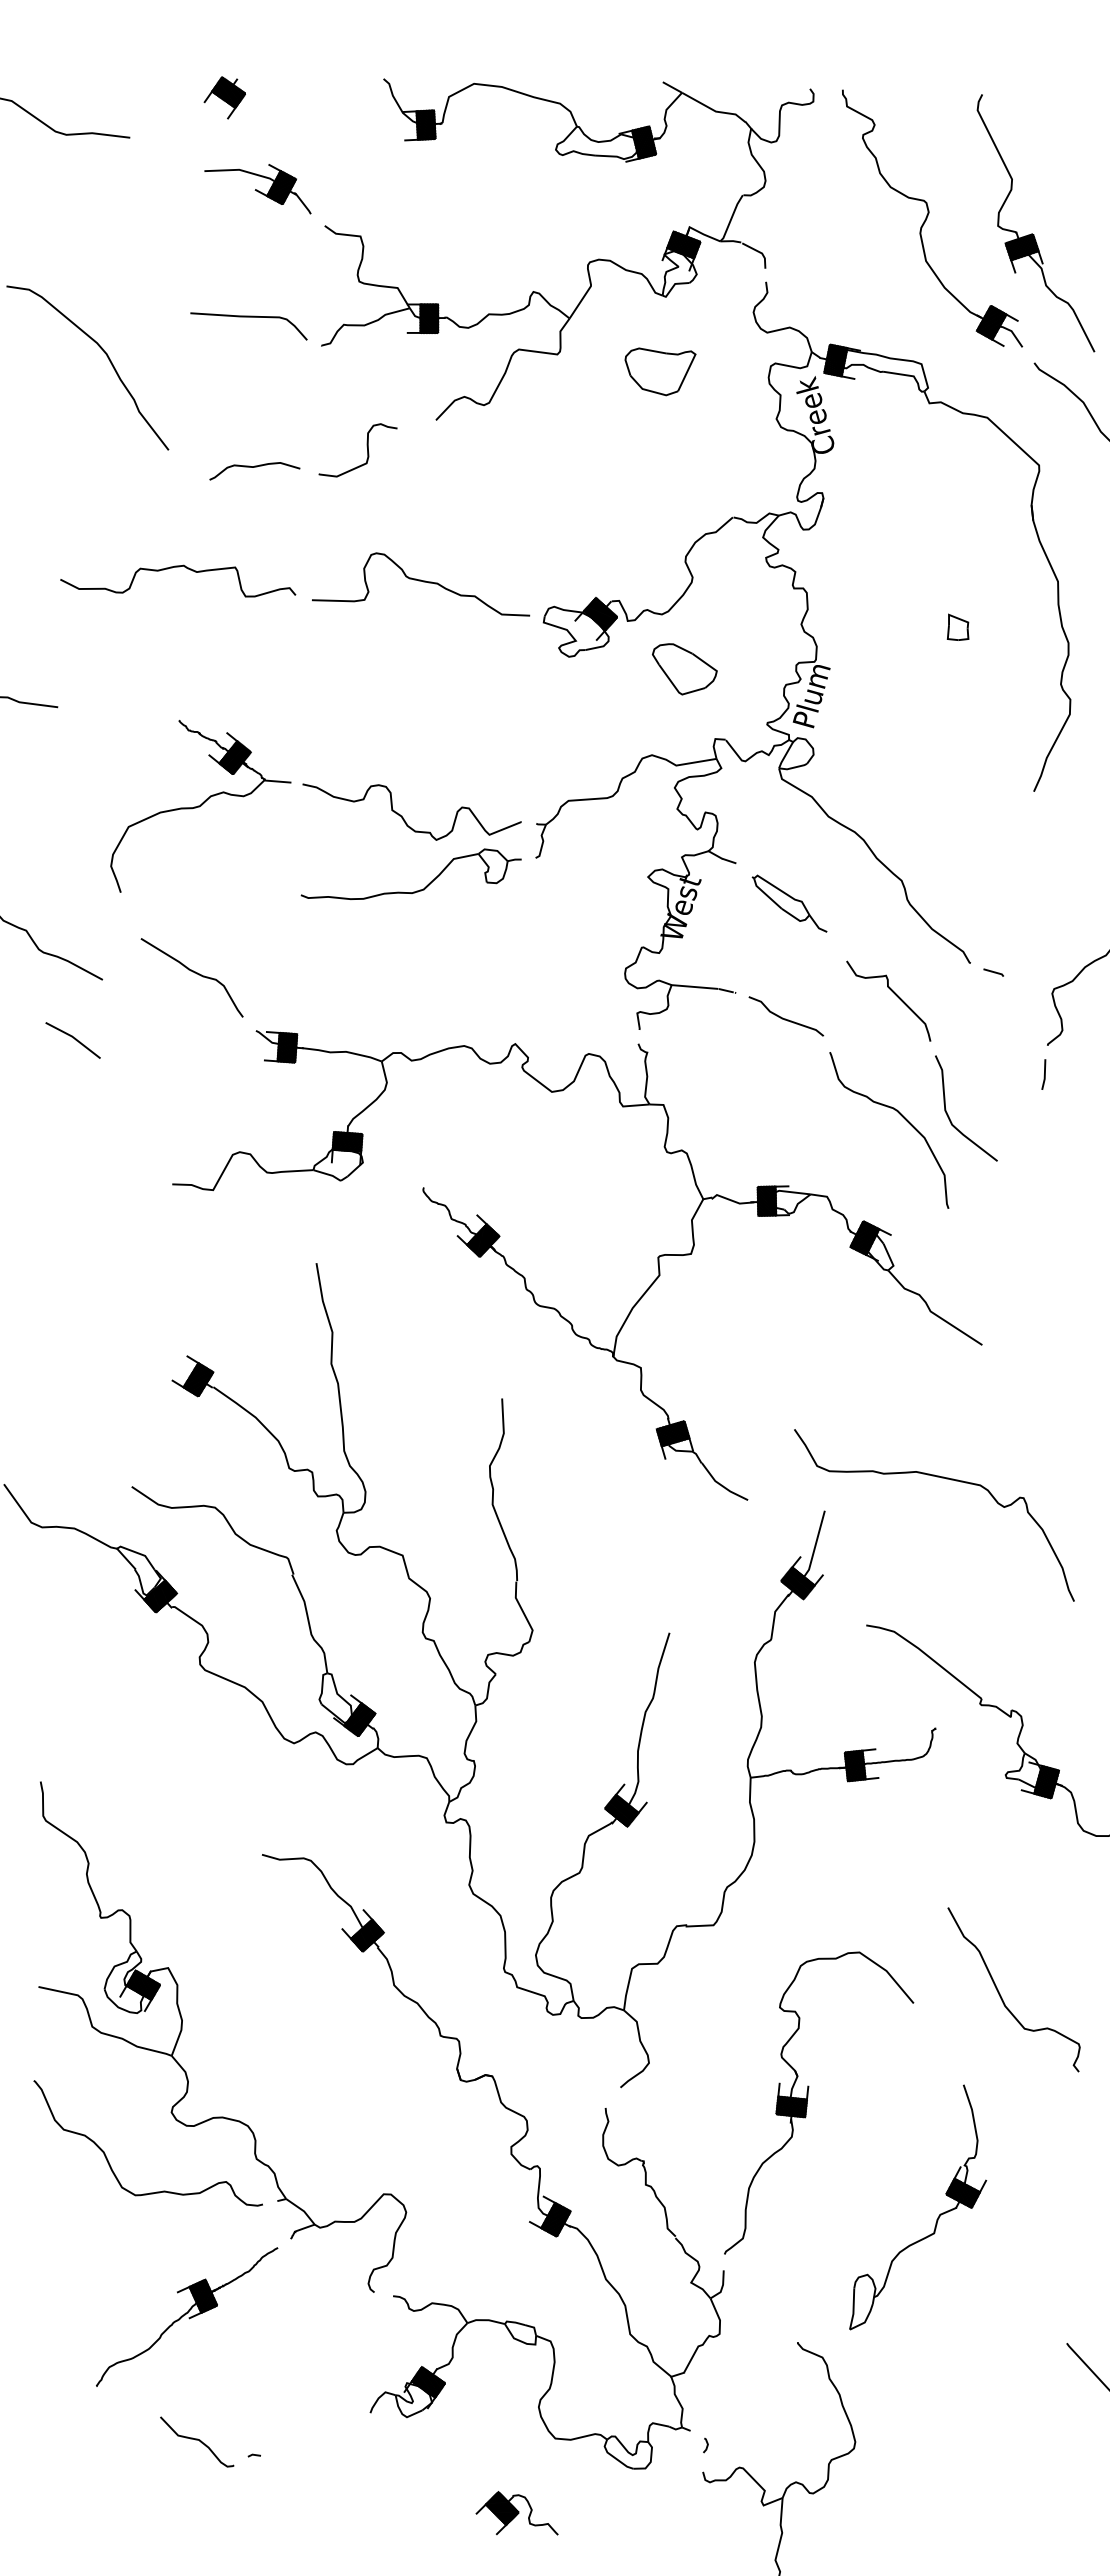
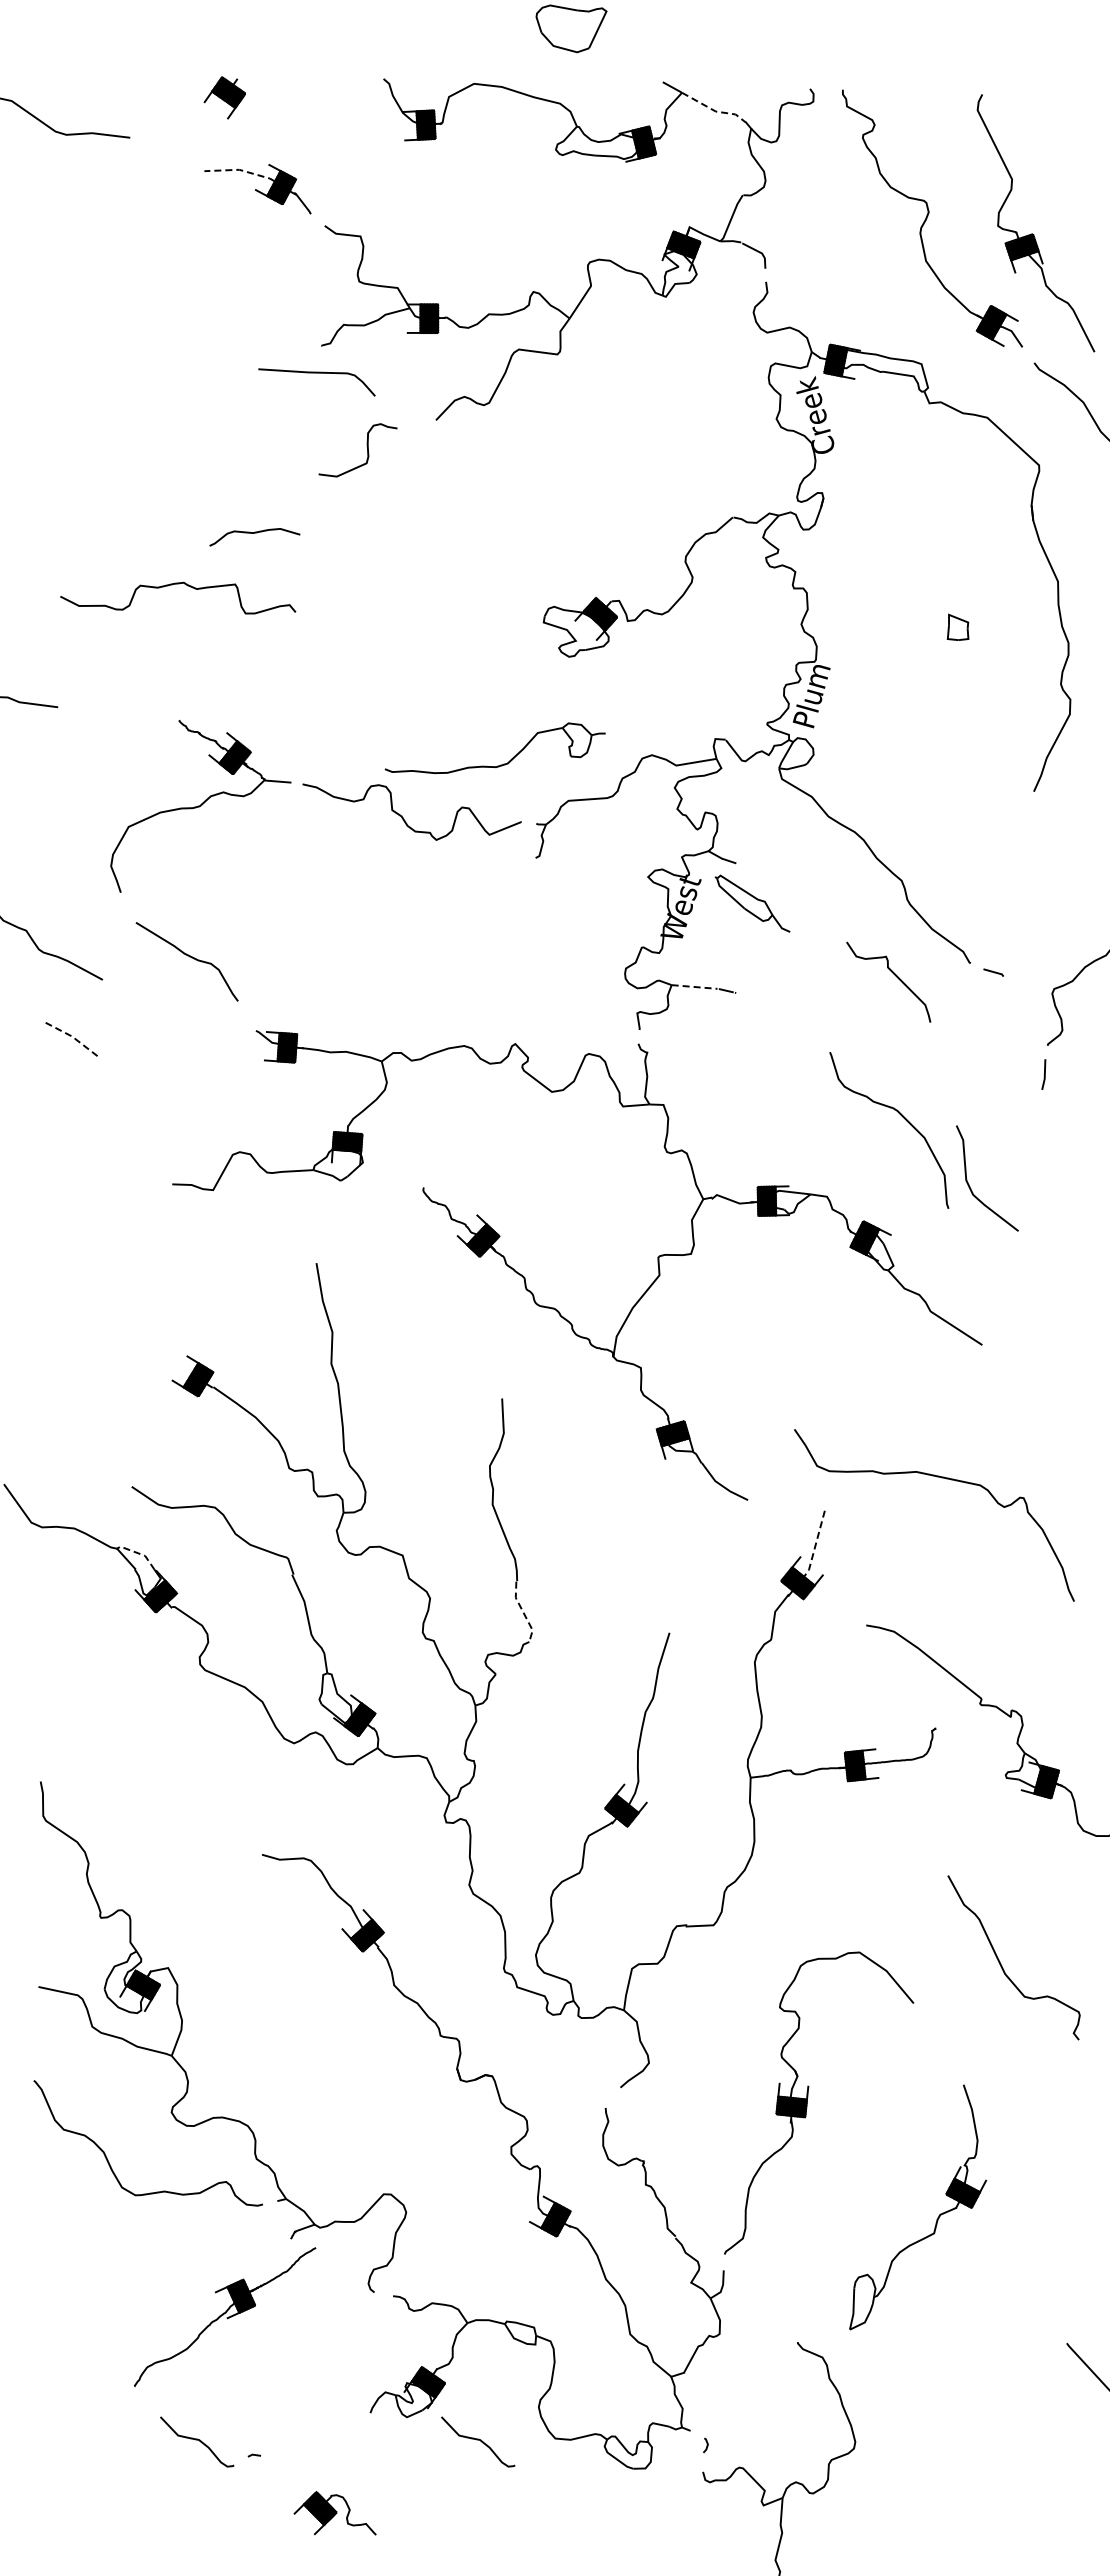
line: solid -> dashed (714, 110)
line: solid -> dashed (240, 170)
curve position: (248, 317) -> (316, 373) (316, 373)
curve: present -> none (106, 356)
part position: (660, 371) -> (571, 28) (571, 28)
curve position: (254, 467) -> (254, 533) (254, 533)
curve position: (178, 567) -> (178, 584) (178, 584)
curve: present -> none (423, 582)
part: present -> none (684, 669)
part position: (416, 890) -> (500, 764) (500, 764)
part position: (789, 903) -> (752, 903) (752, 903)
curve position: (194, 973) -> (189, 957) (189, 957)
line: solid -> dashed (694, 987)
curve position: (894, 994) -> (894, 975) (894, 975)
curve: present -> none (785, 1018)
line: solid -> dashed (74, 1038)
curve position: (949, 1116) -> (970, 1186) (970, 1186)
line: solid -> dashed (815, 1545)
line: solid -> dashed (138, 1553)
line: solid -> dashed (523, 1612)
curve position: (1001, 1995) -> (1001, 1963) (1001, 1963)
part position: (187, 2316) -> (225, 2316) (225, 2316)
curve: none -> present (478, 2440)
part position: (516, 2513) -> (334, 2513) (334, 2513)
